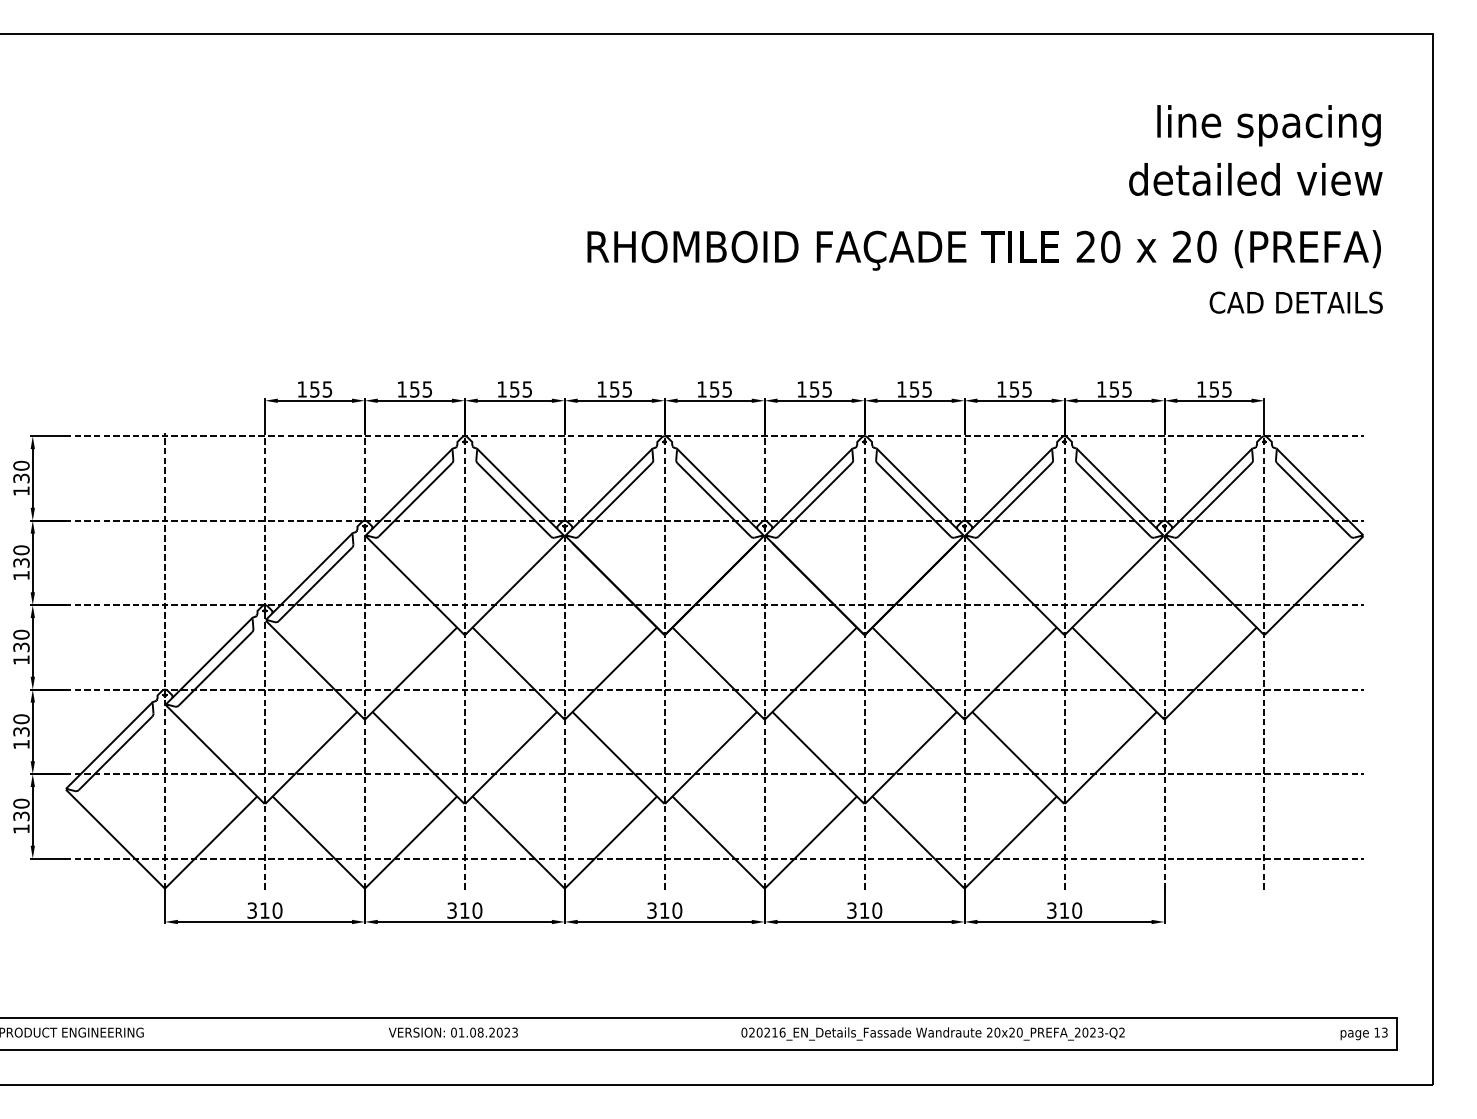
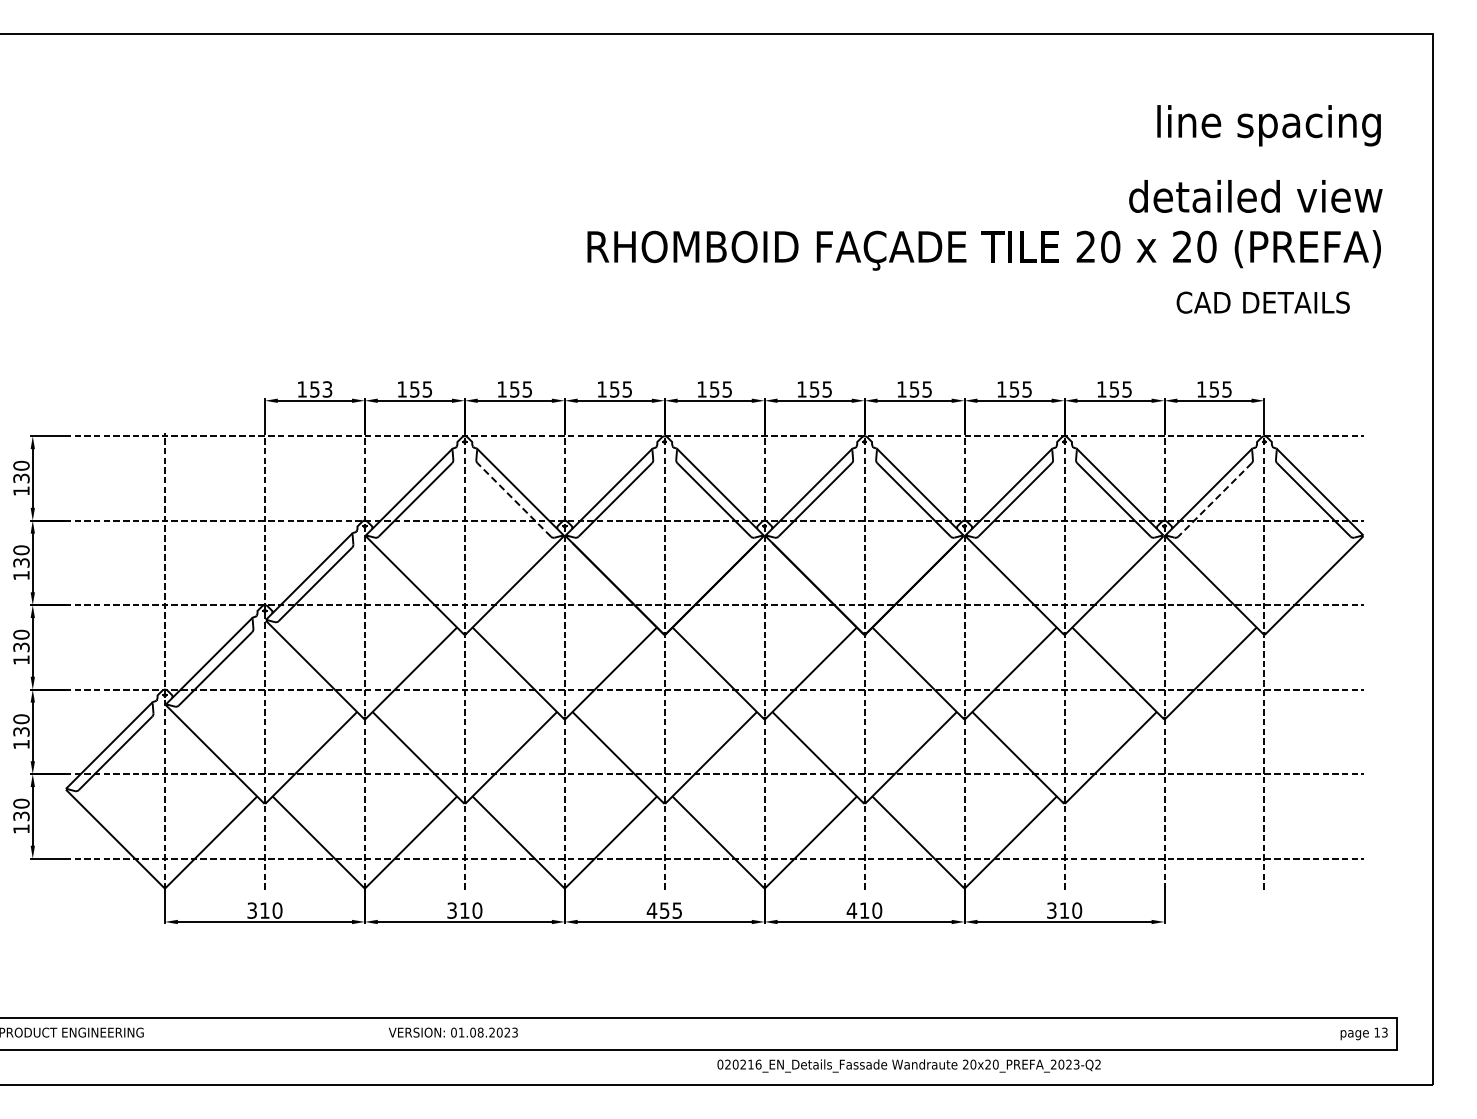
text position: (1255, 179) -> (1255, 196) (1255, 196)
text position: (1295, 302) -> (1262, 302) (1262, 302)
text: 155 -> 153 (327, 388)
line: solid -> dashed (514, 499)
line: solid -> dashed (1215, 499)
text: 310 -> 455 (664, 910)
text: 310 -> 410 (851, 910)
text position: (932, 1033) -> (908, 1065) (908, 1065)
